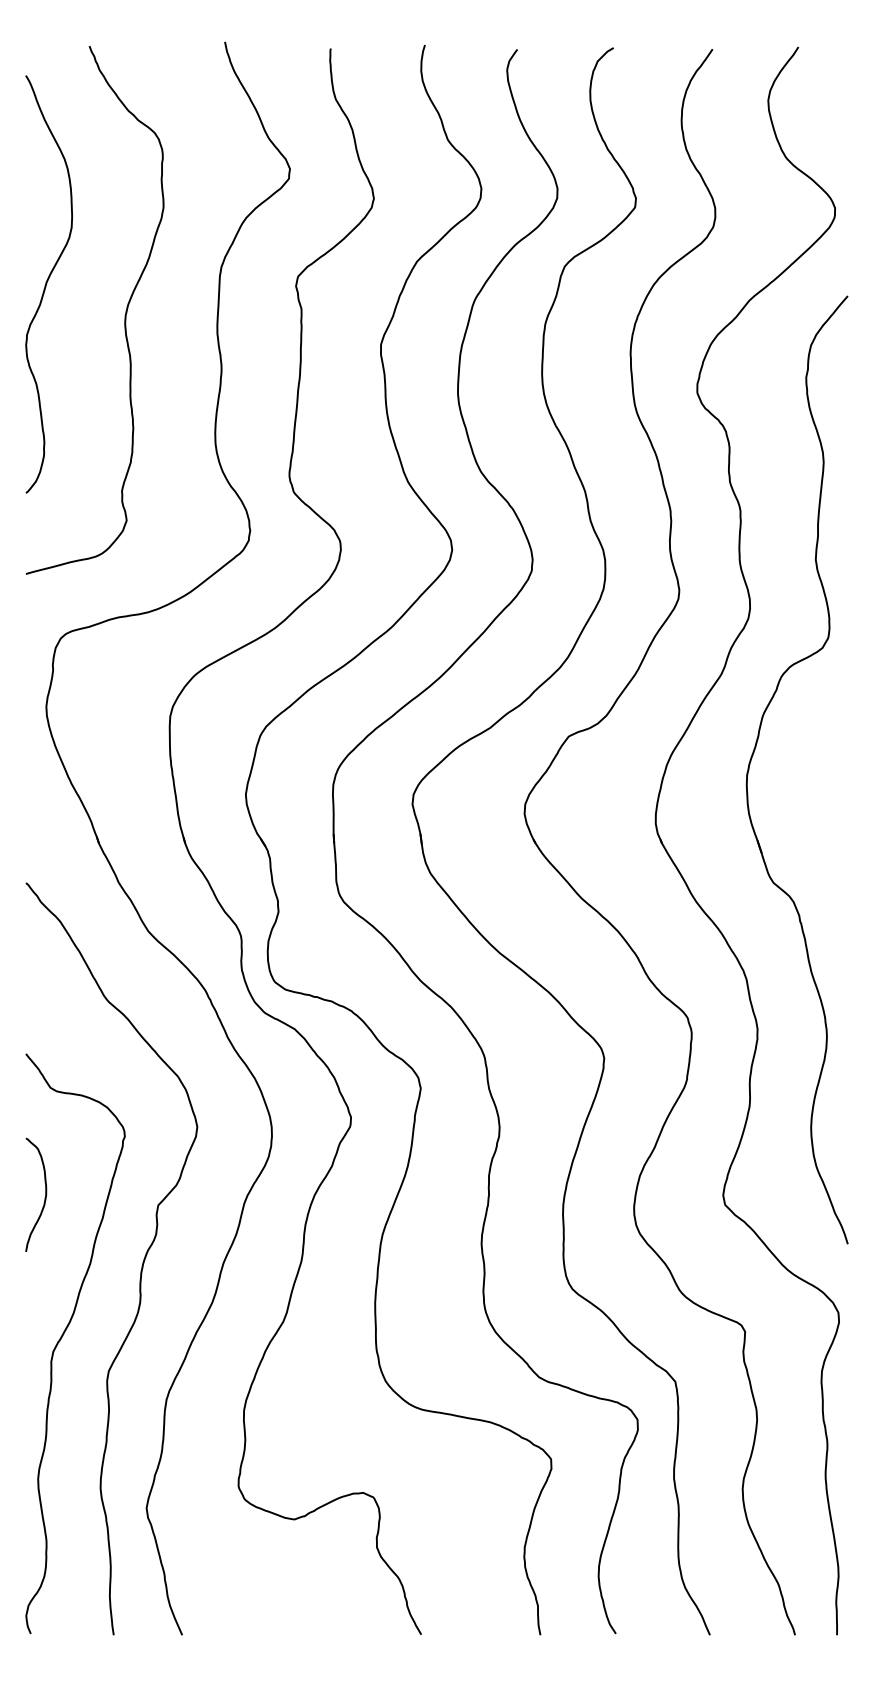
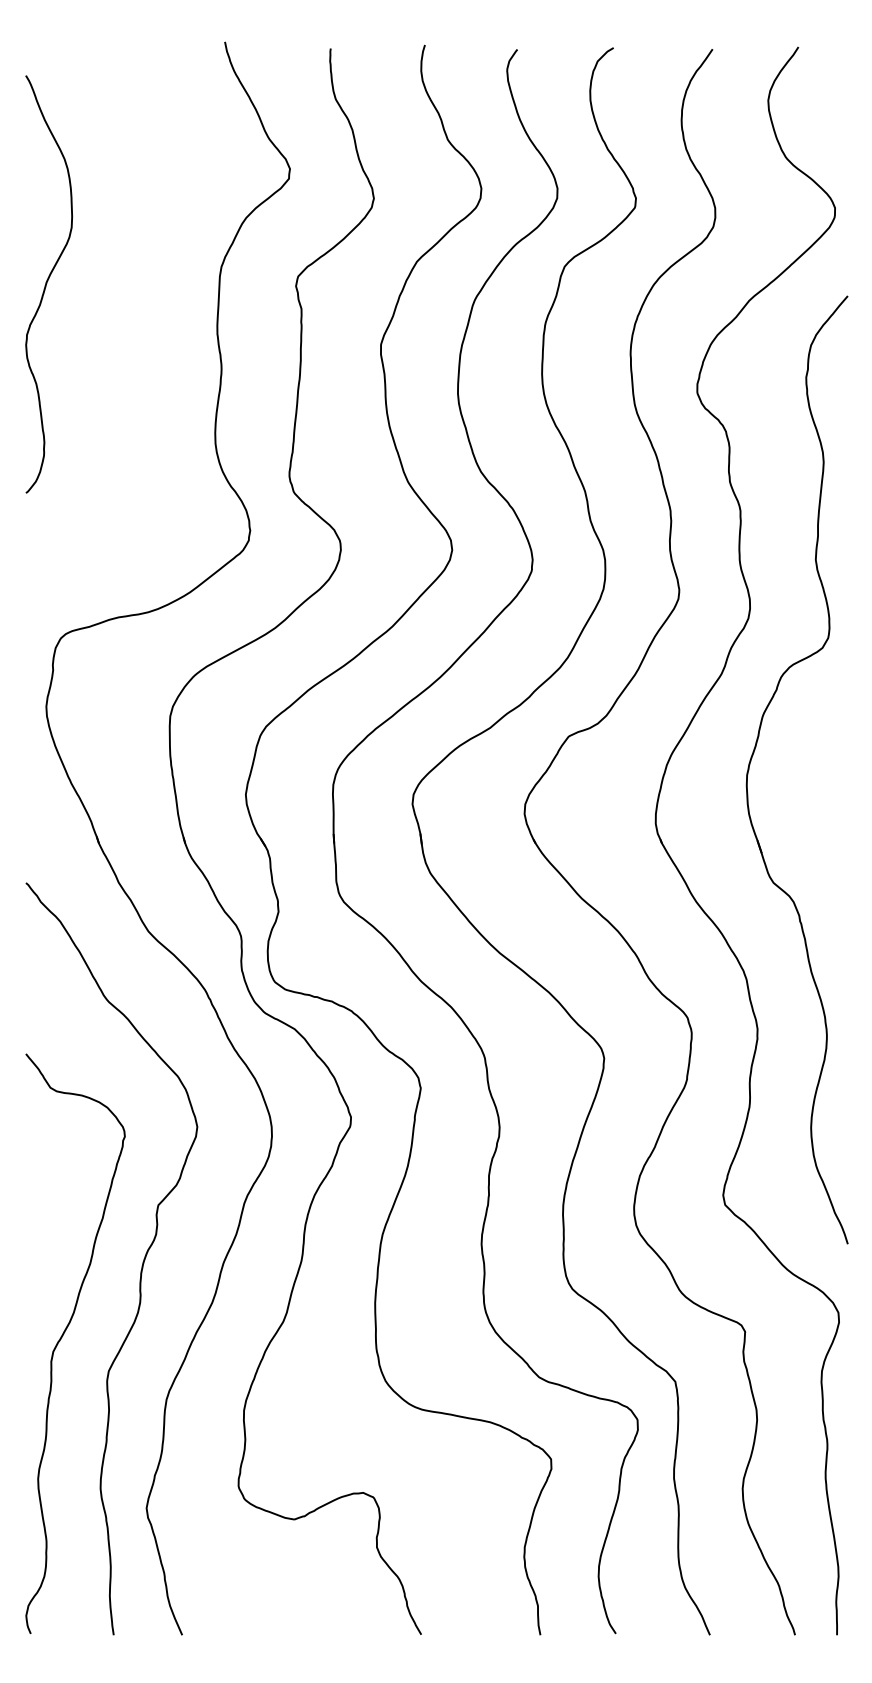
curve: present -> none (124, 315)
curve: present -> none (44, 1197)
